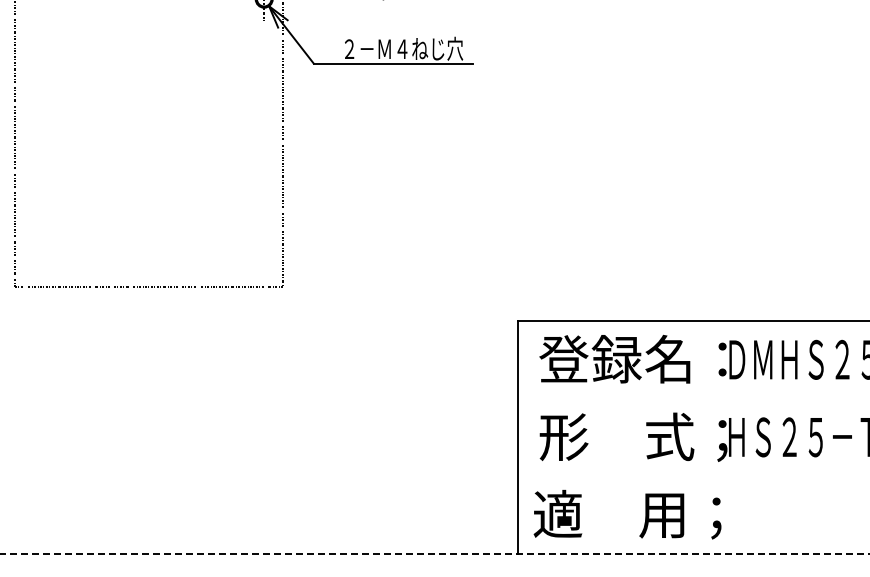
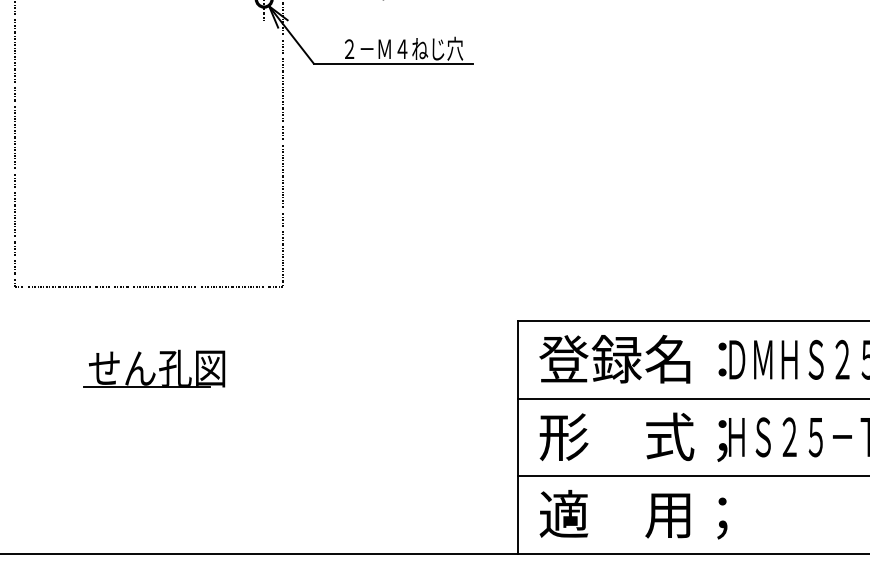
part: none -> present (154, 368)
line: none -> present (692, 398)
line: none -> present (692, 476)
text position: (627, 514) -> (633, 514) (633, 514)
line: dashed -> solid (434, 553)
